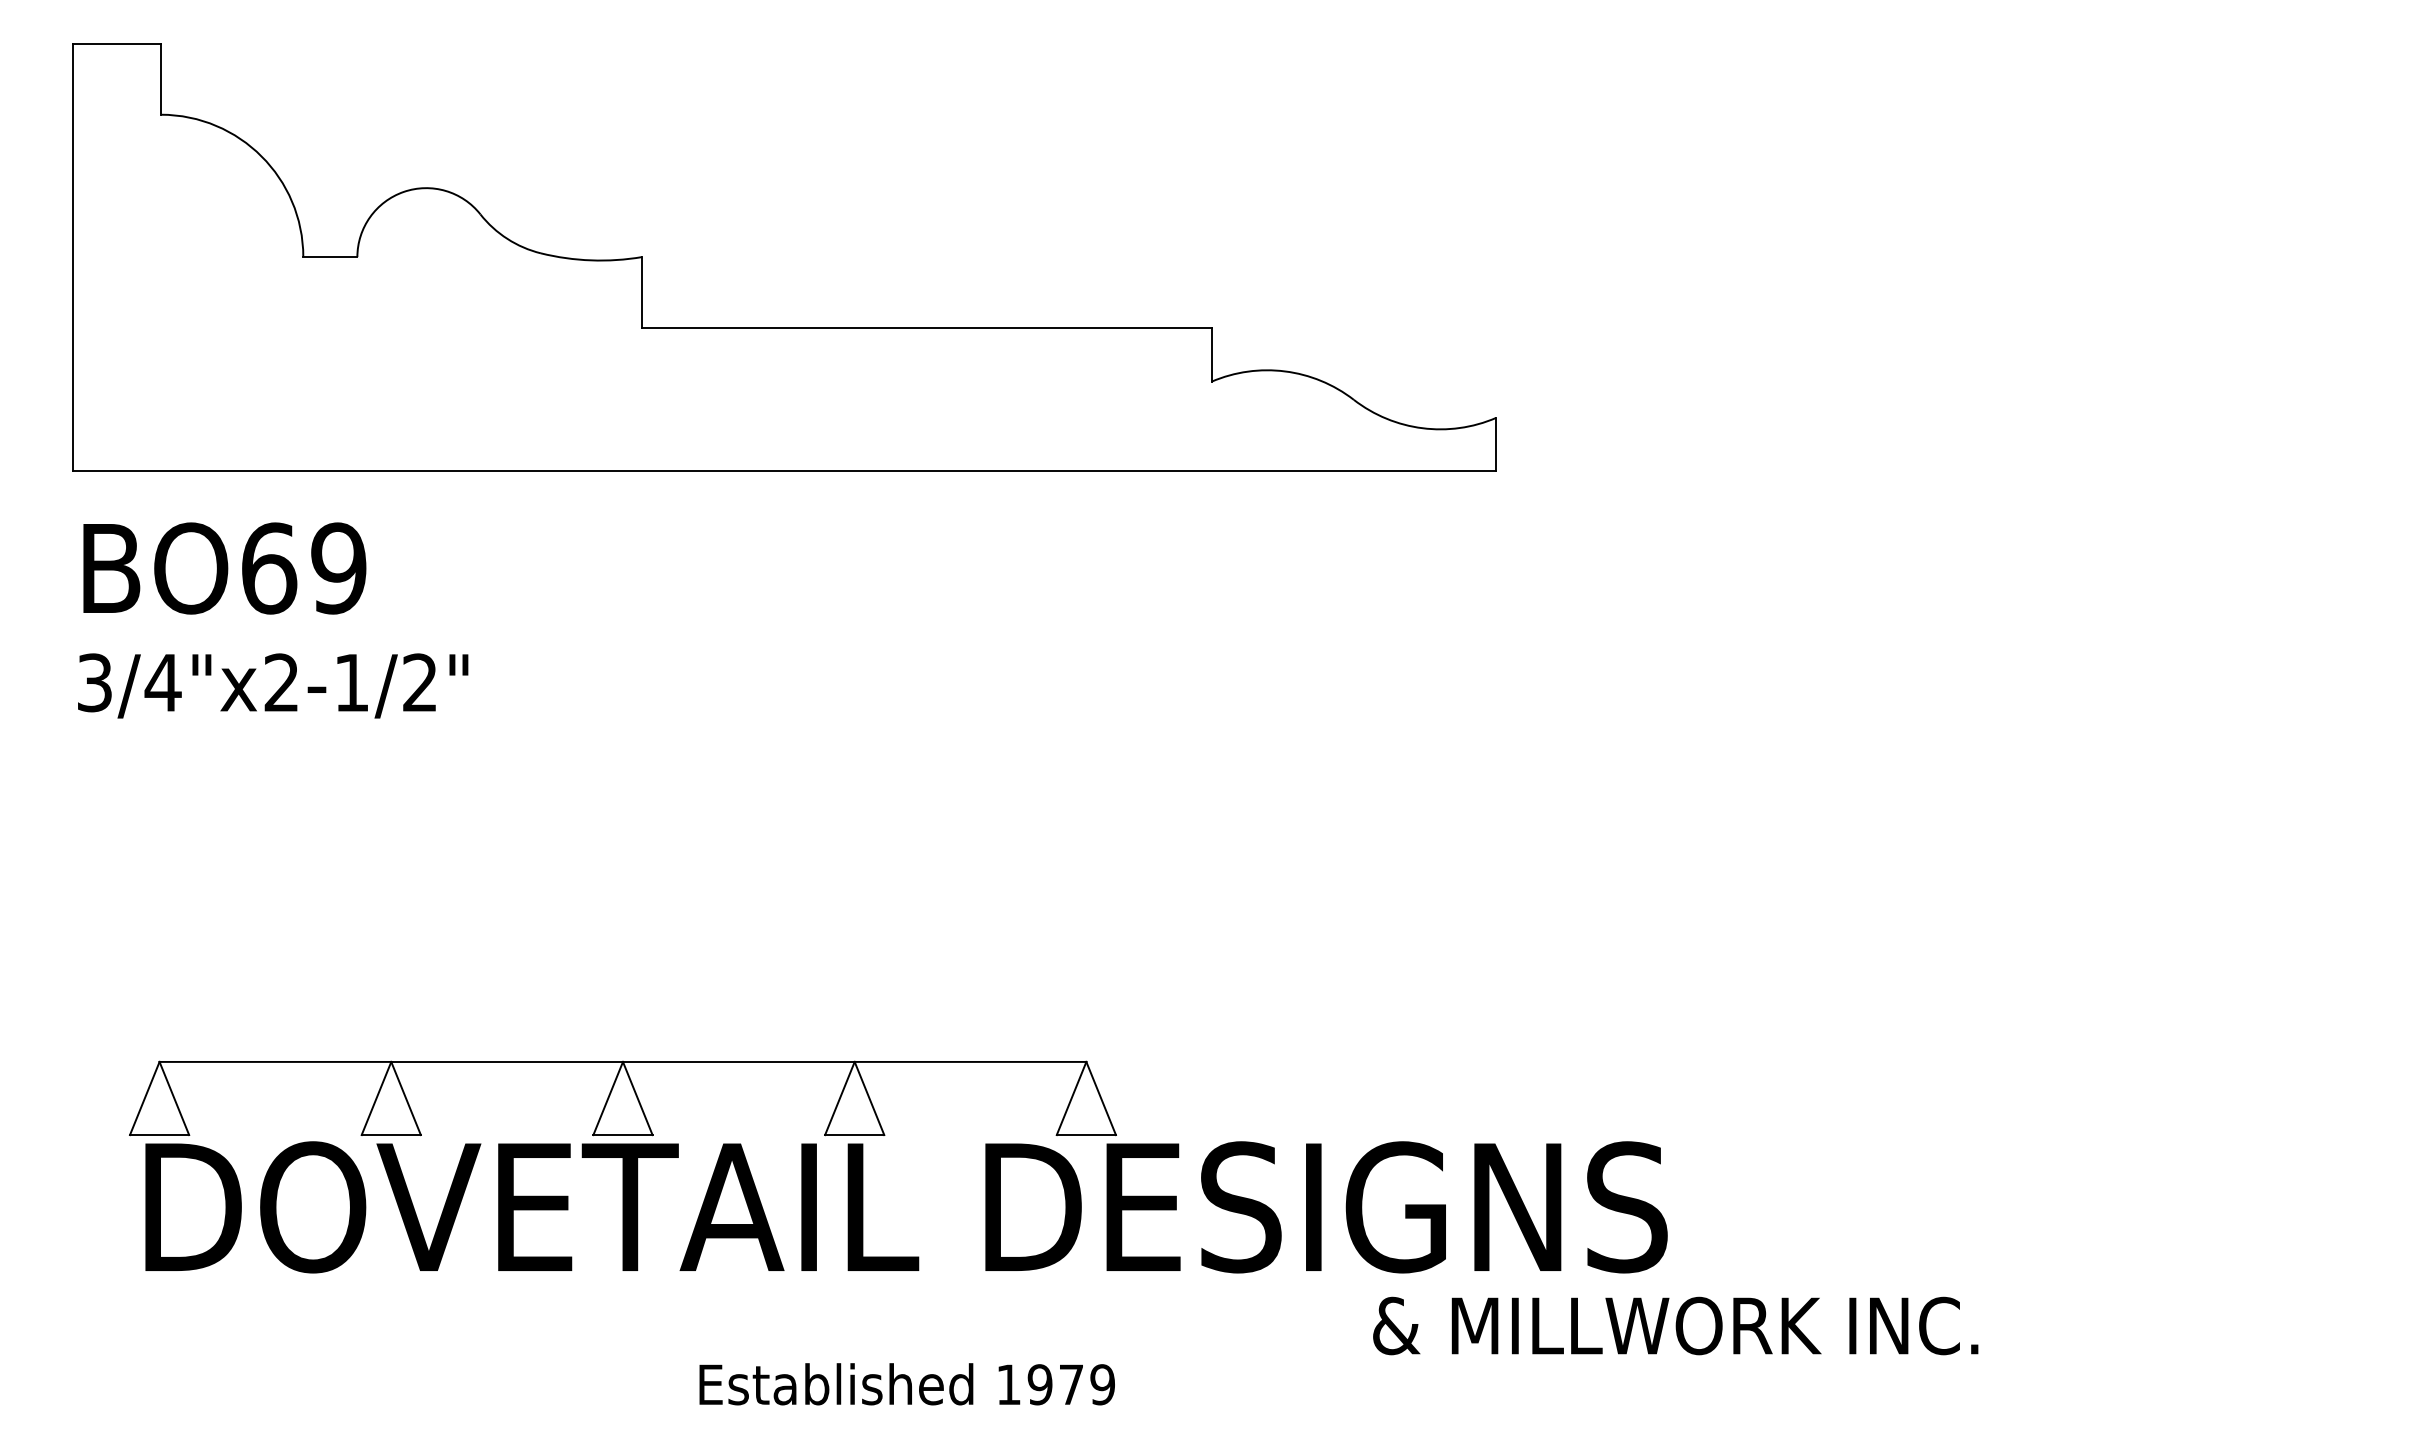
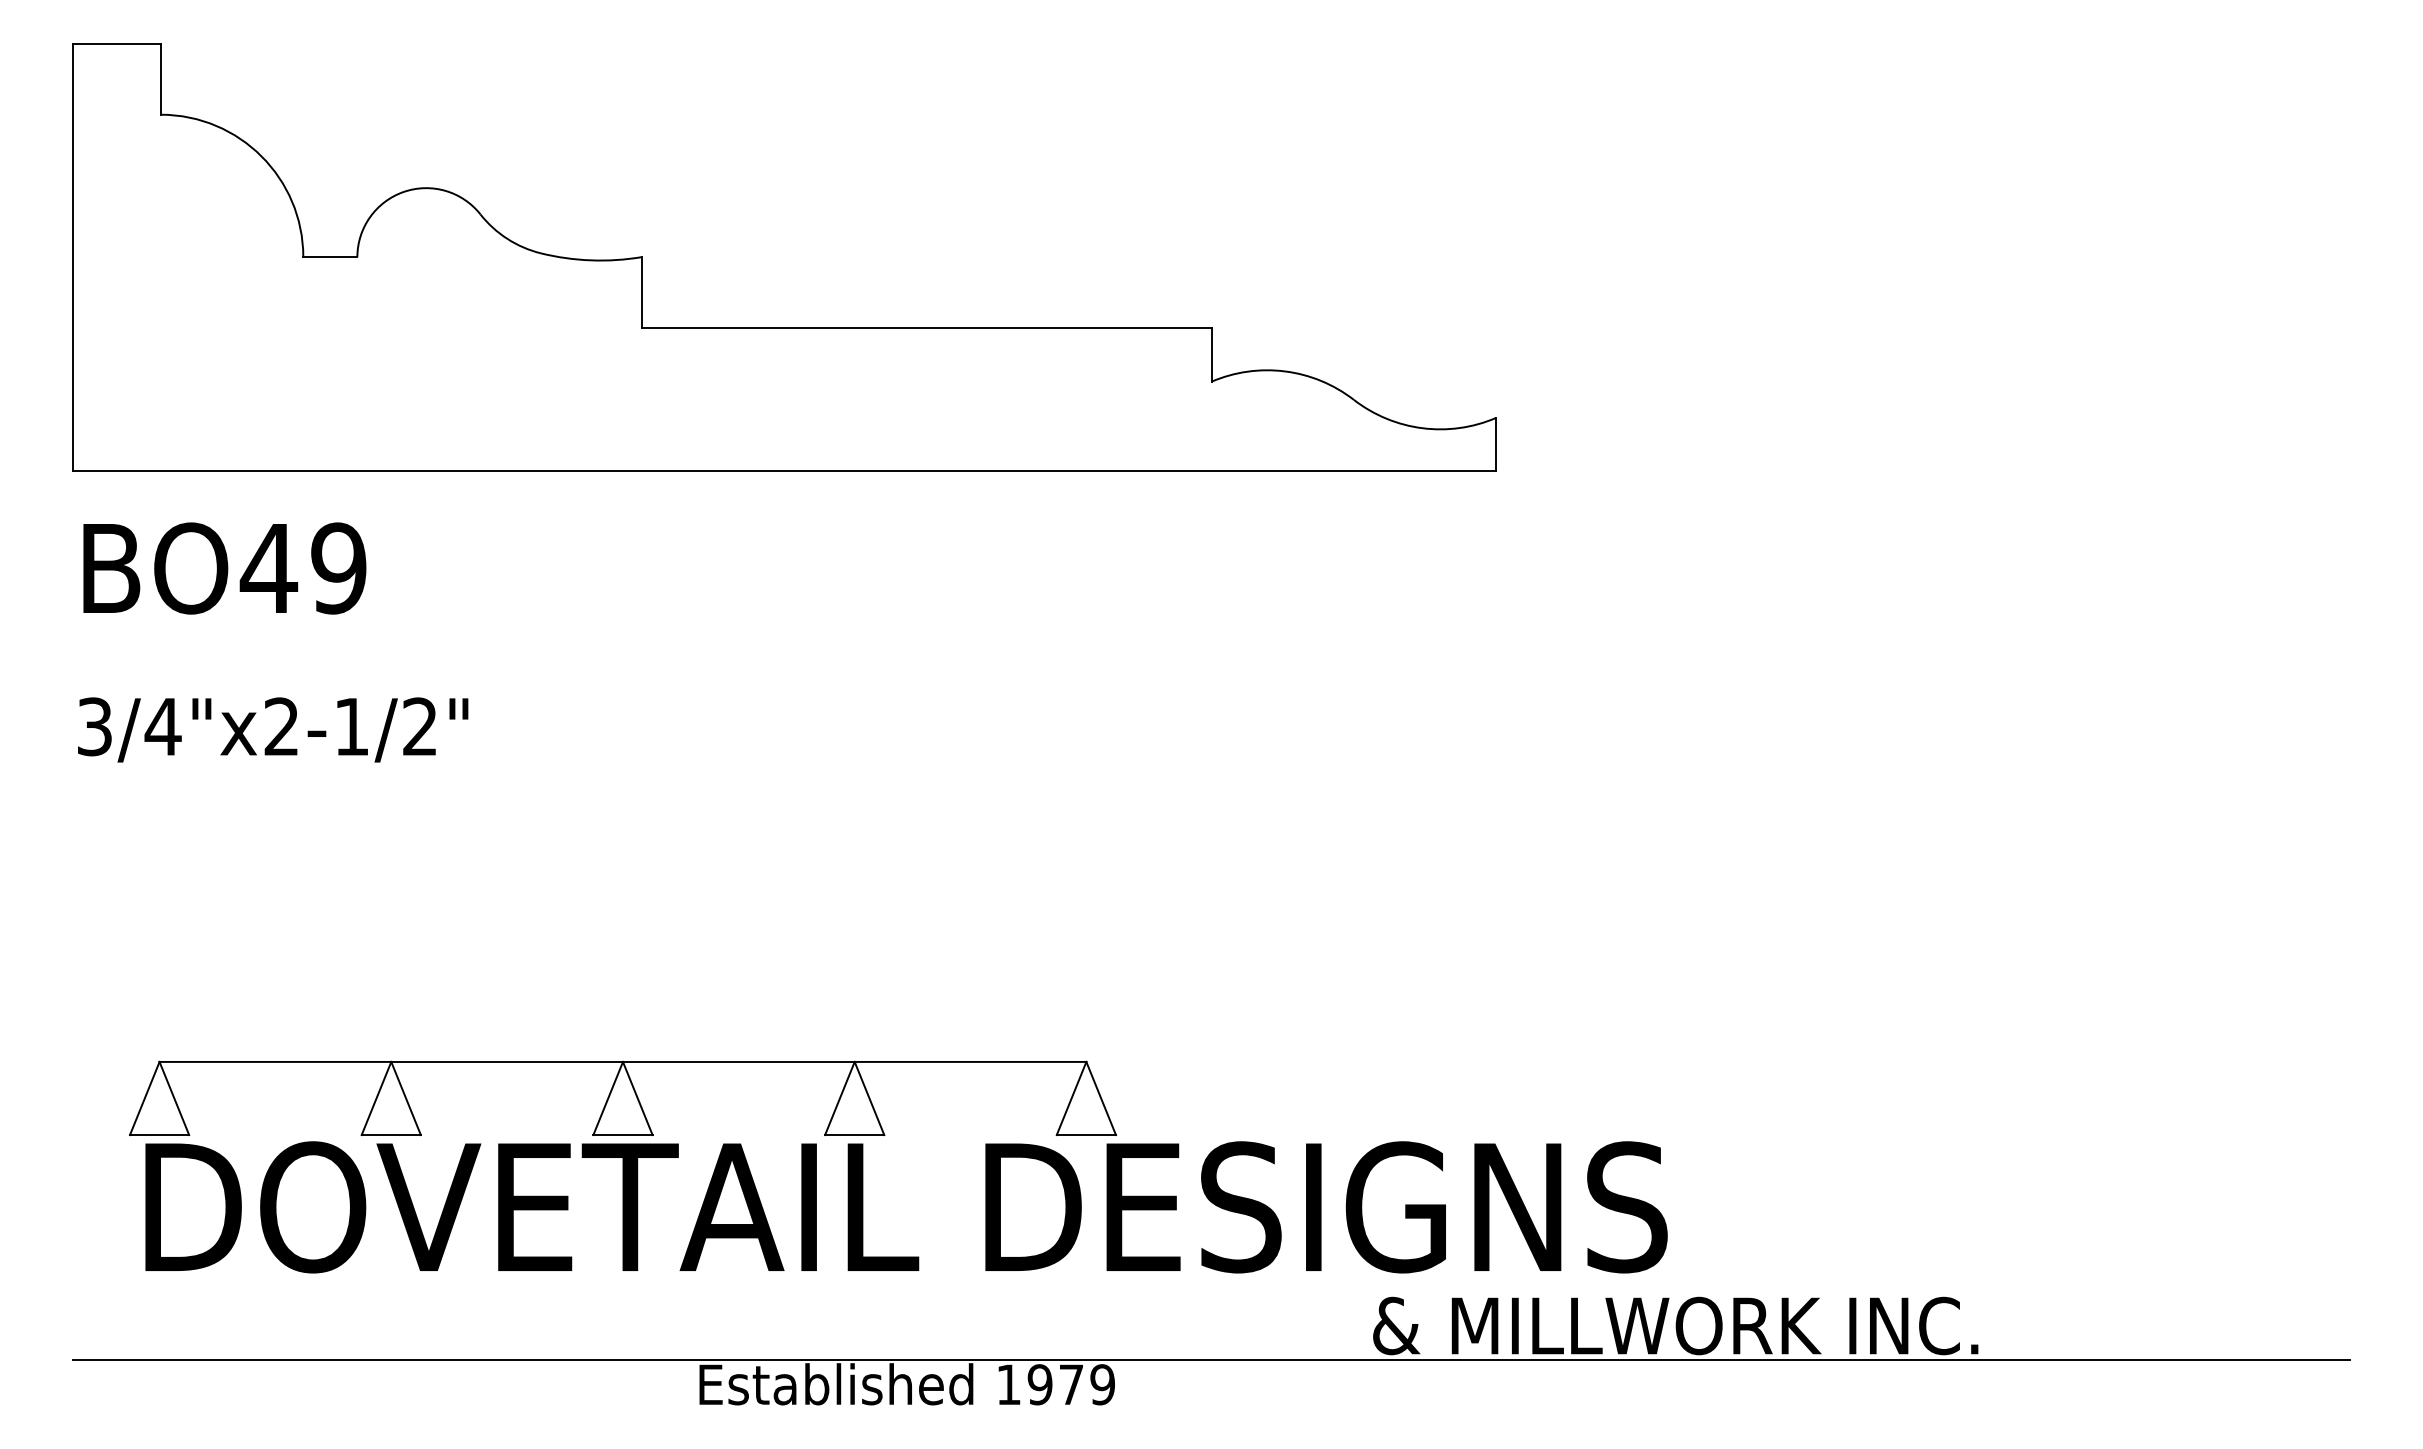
text: BO69 -> BO49 (268, 568)
text position: (273, 685) -> (273, 729) (273, 729)
line: none -> present (1211, 1359)
